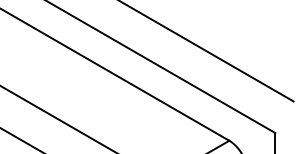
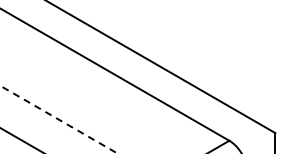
line: present -> none (207, 51)
line: solid -> dashed (59, 119)
